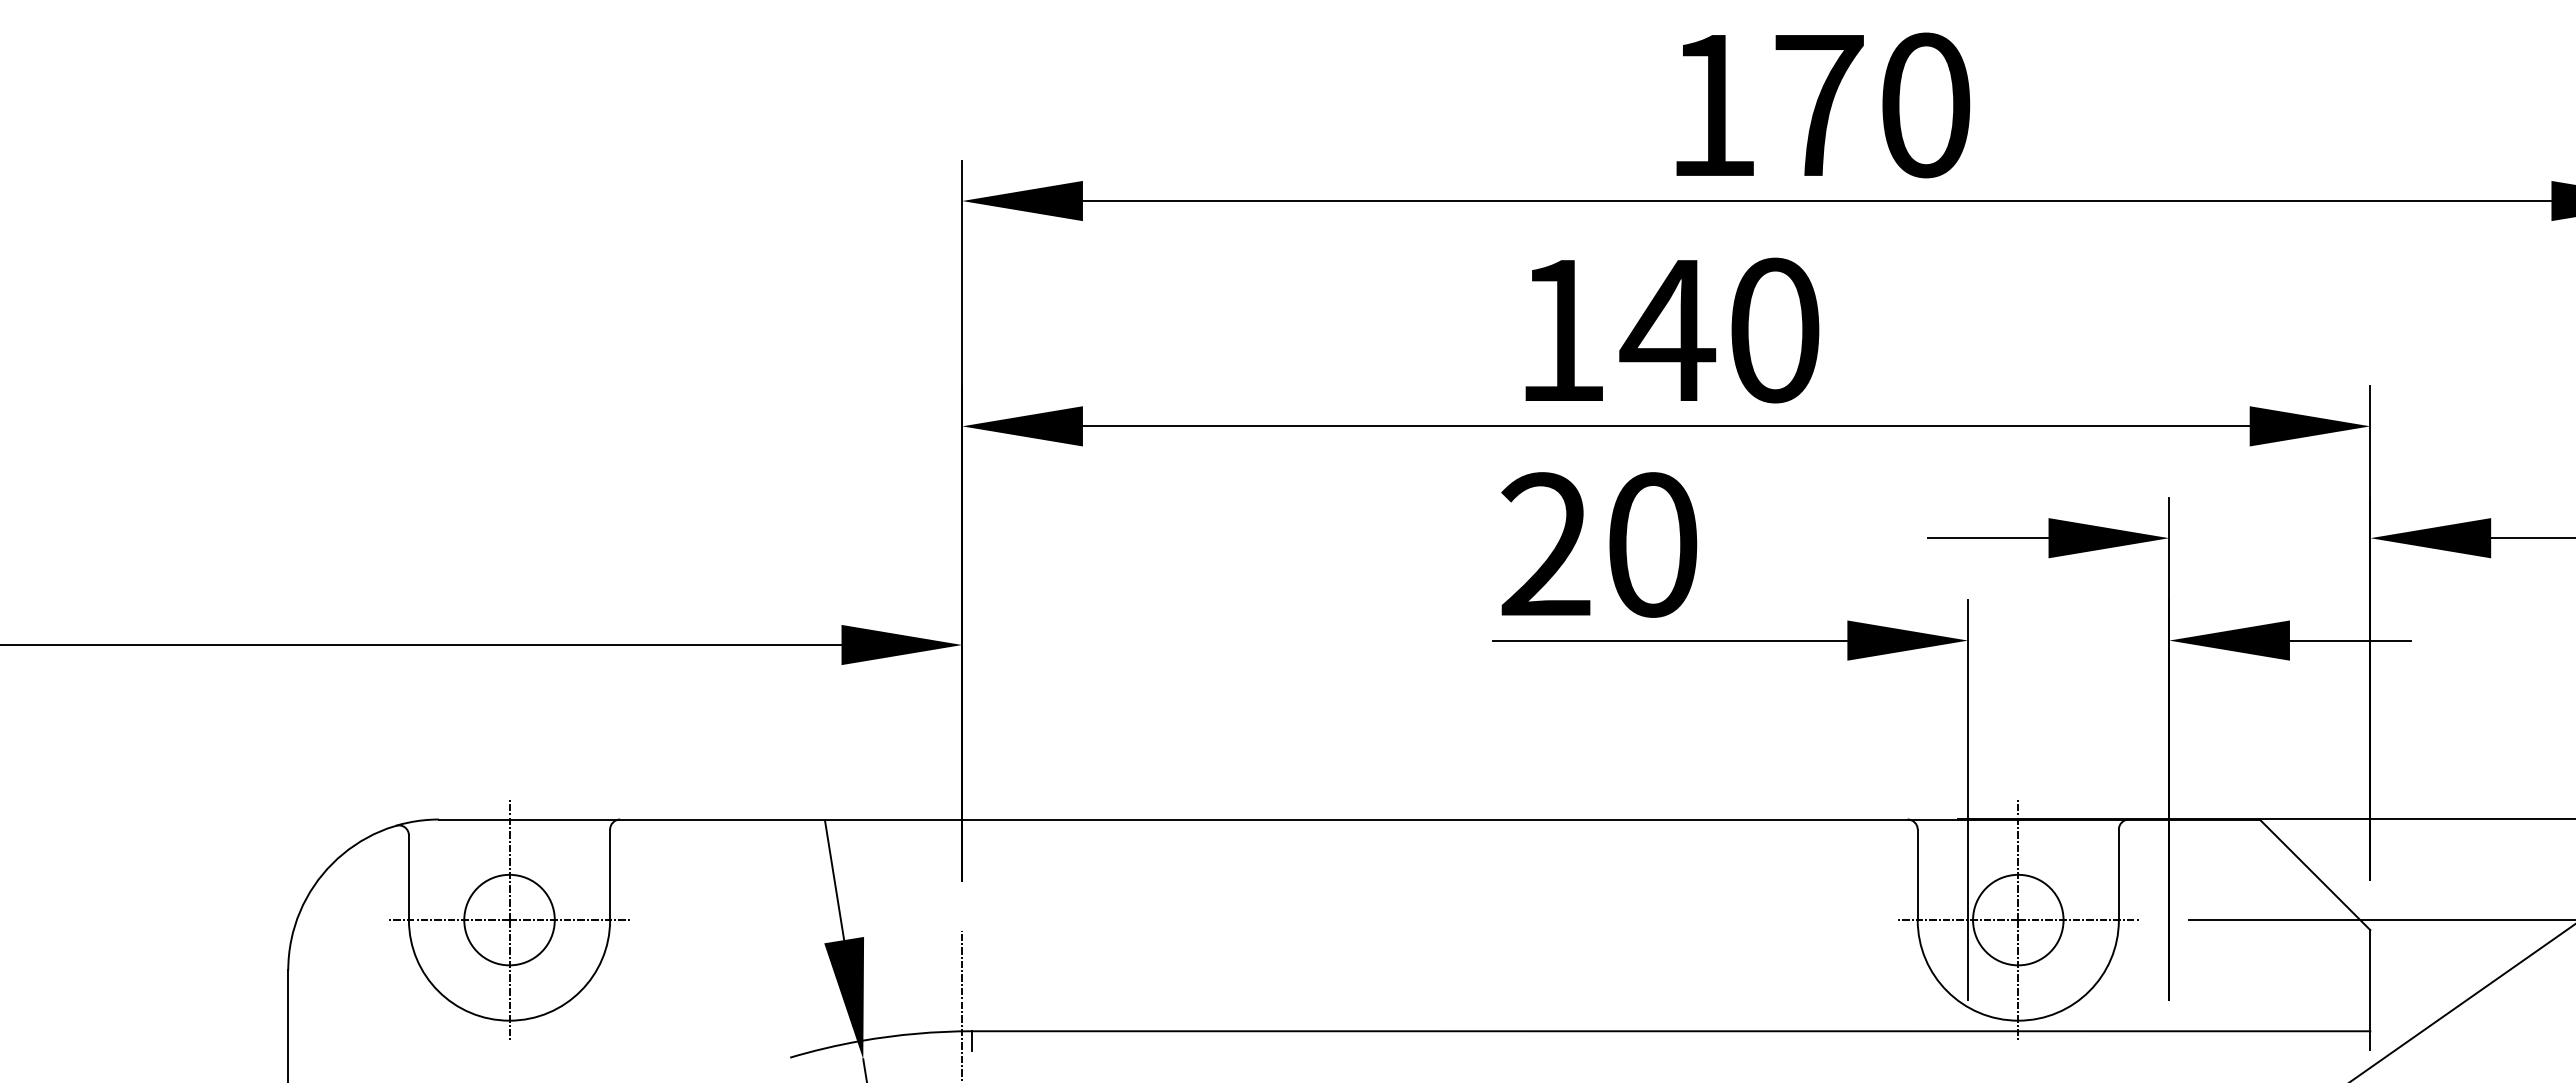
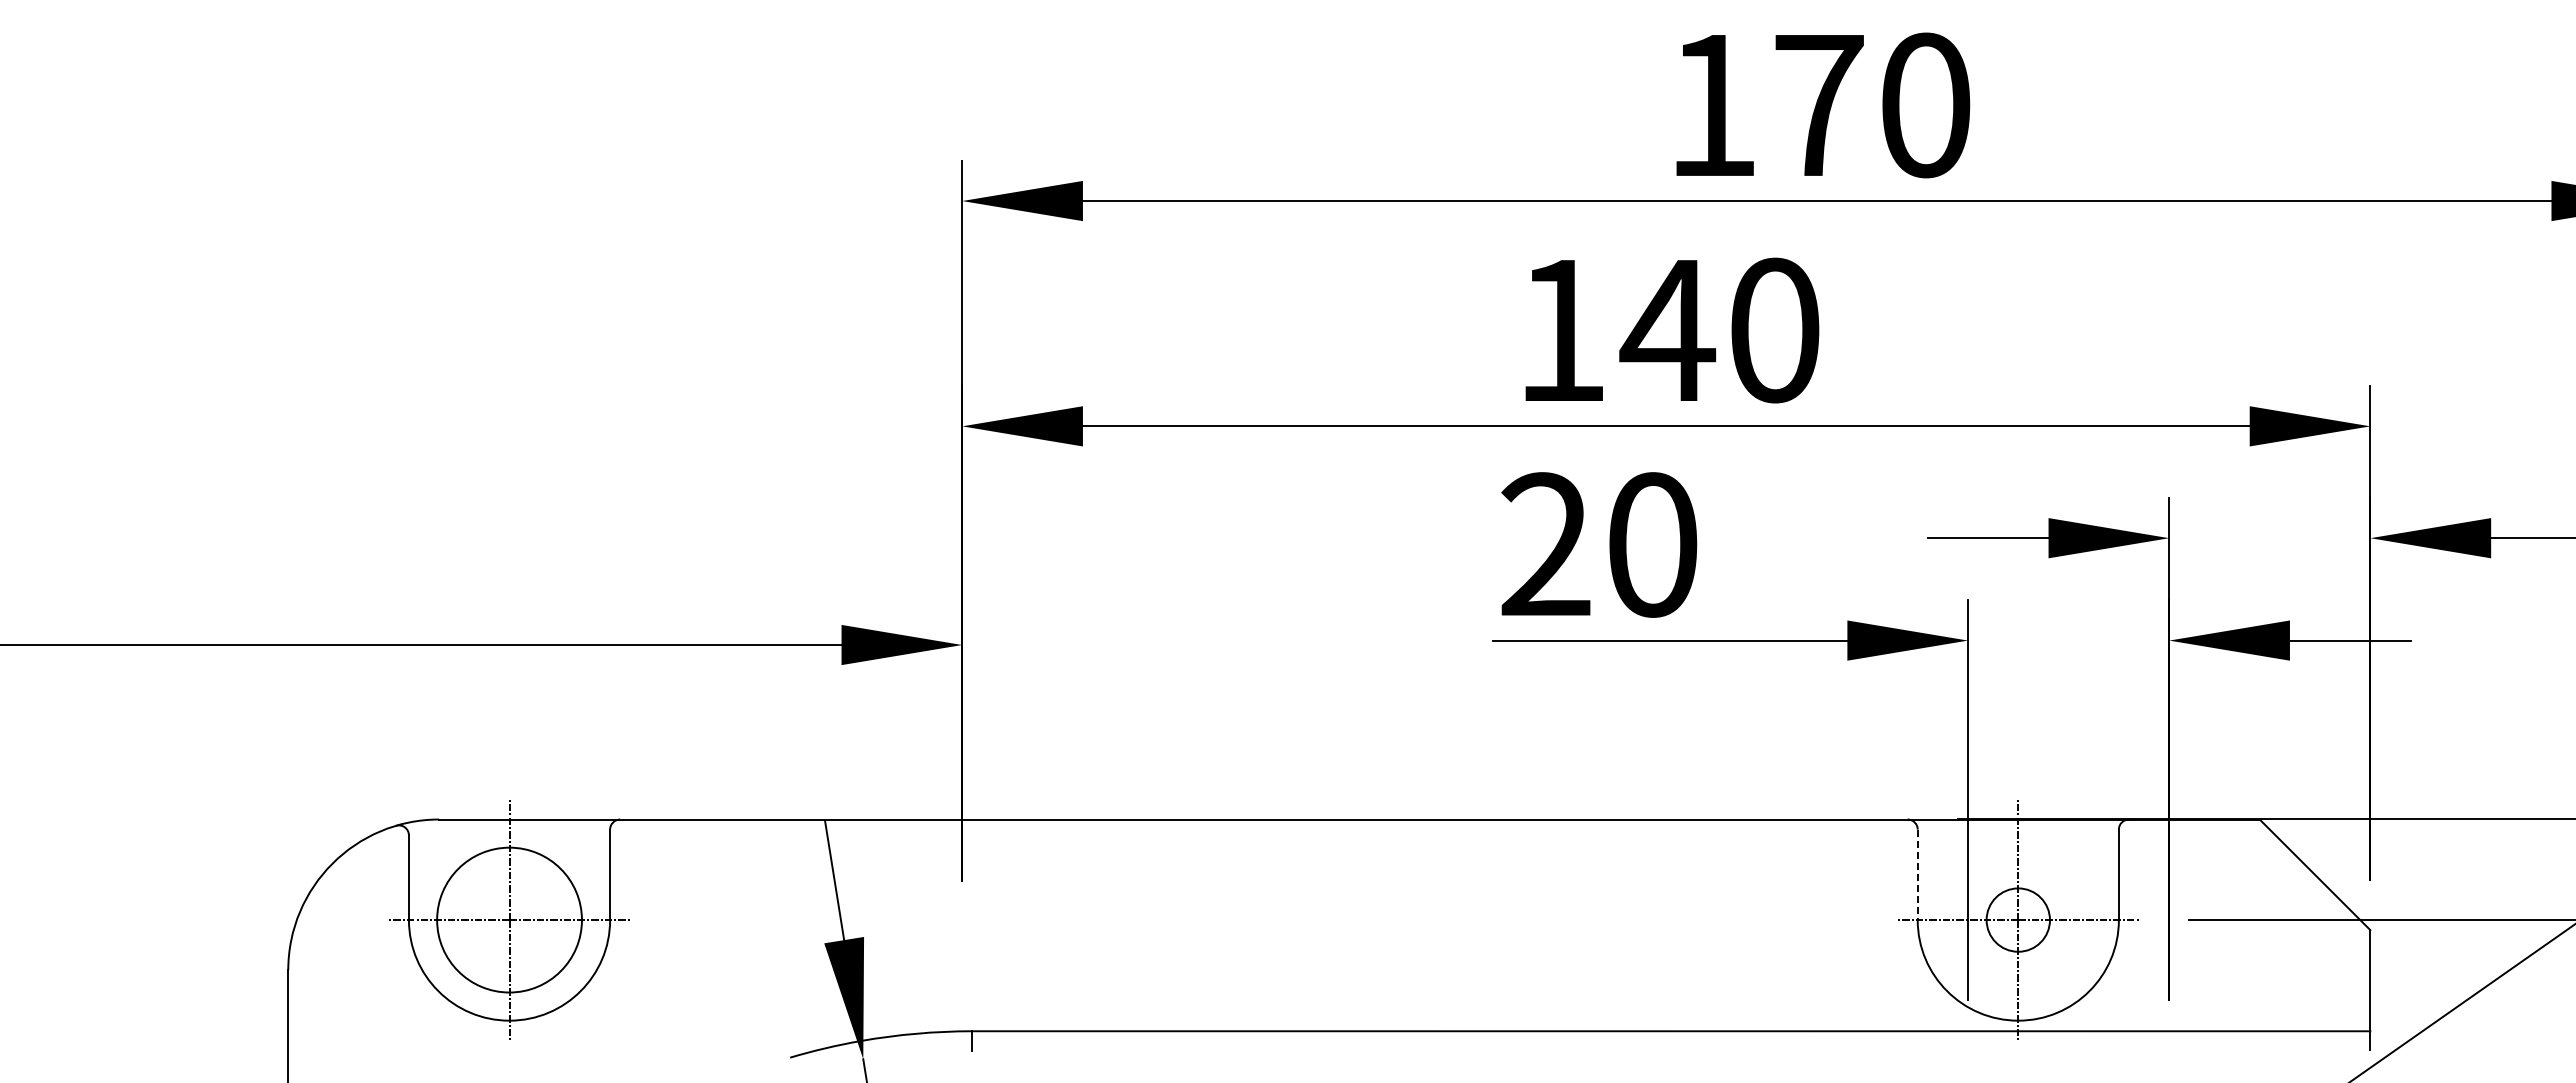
line: solid -> dashed (1917, 875)
circle diameter: 91 px -> 145 px (509, 919)
circle diameter: 91 px -> 63 px (2017, 919)
line: present -> none (962, 1005)
